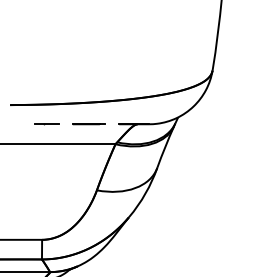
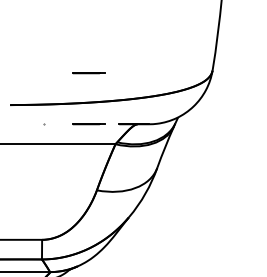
line: none -> present (88, 73)
line: present -> none (46, 124)
